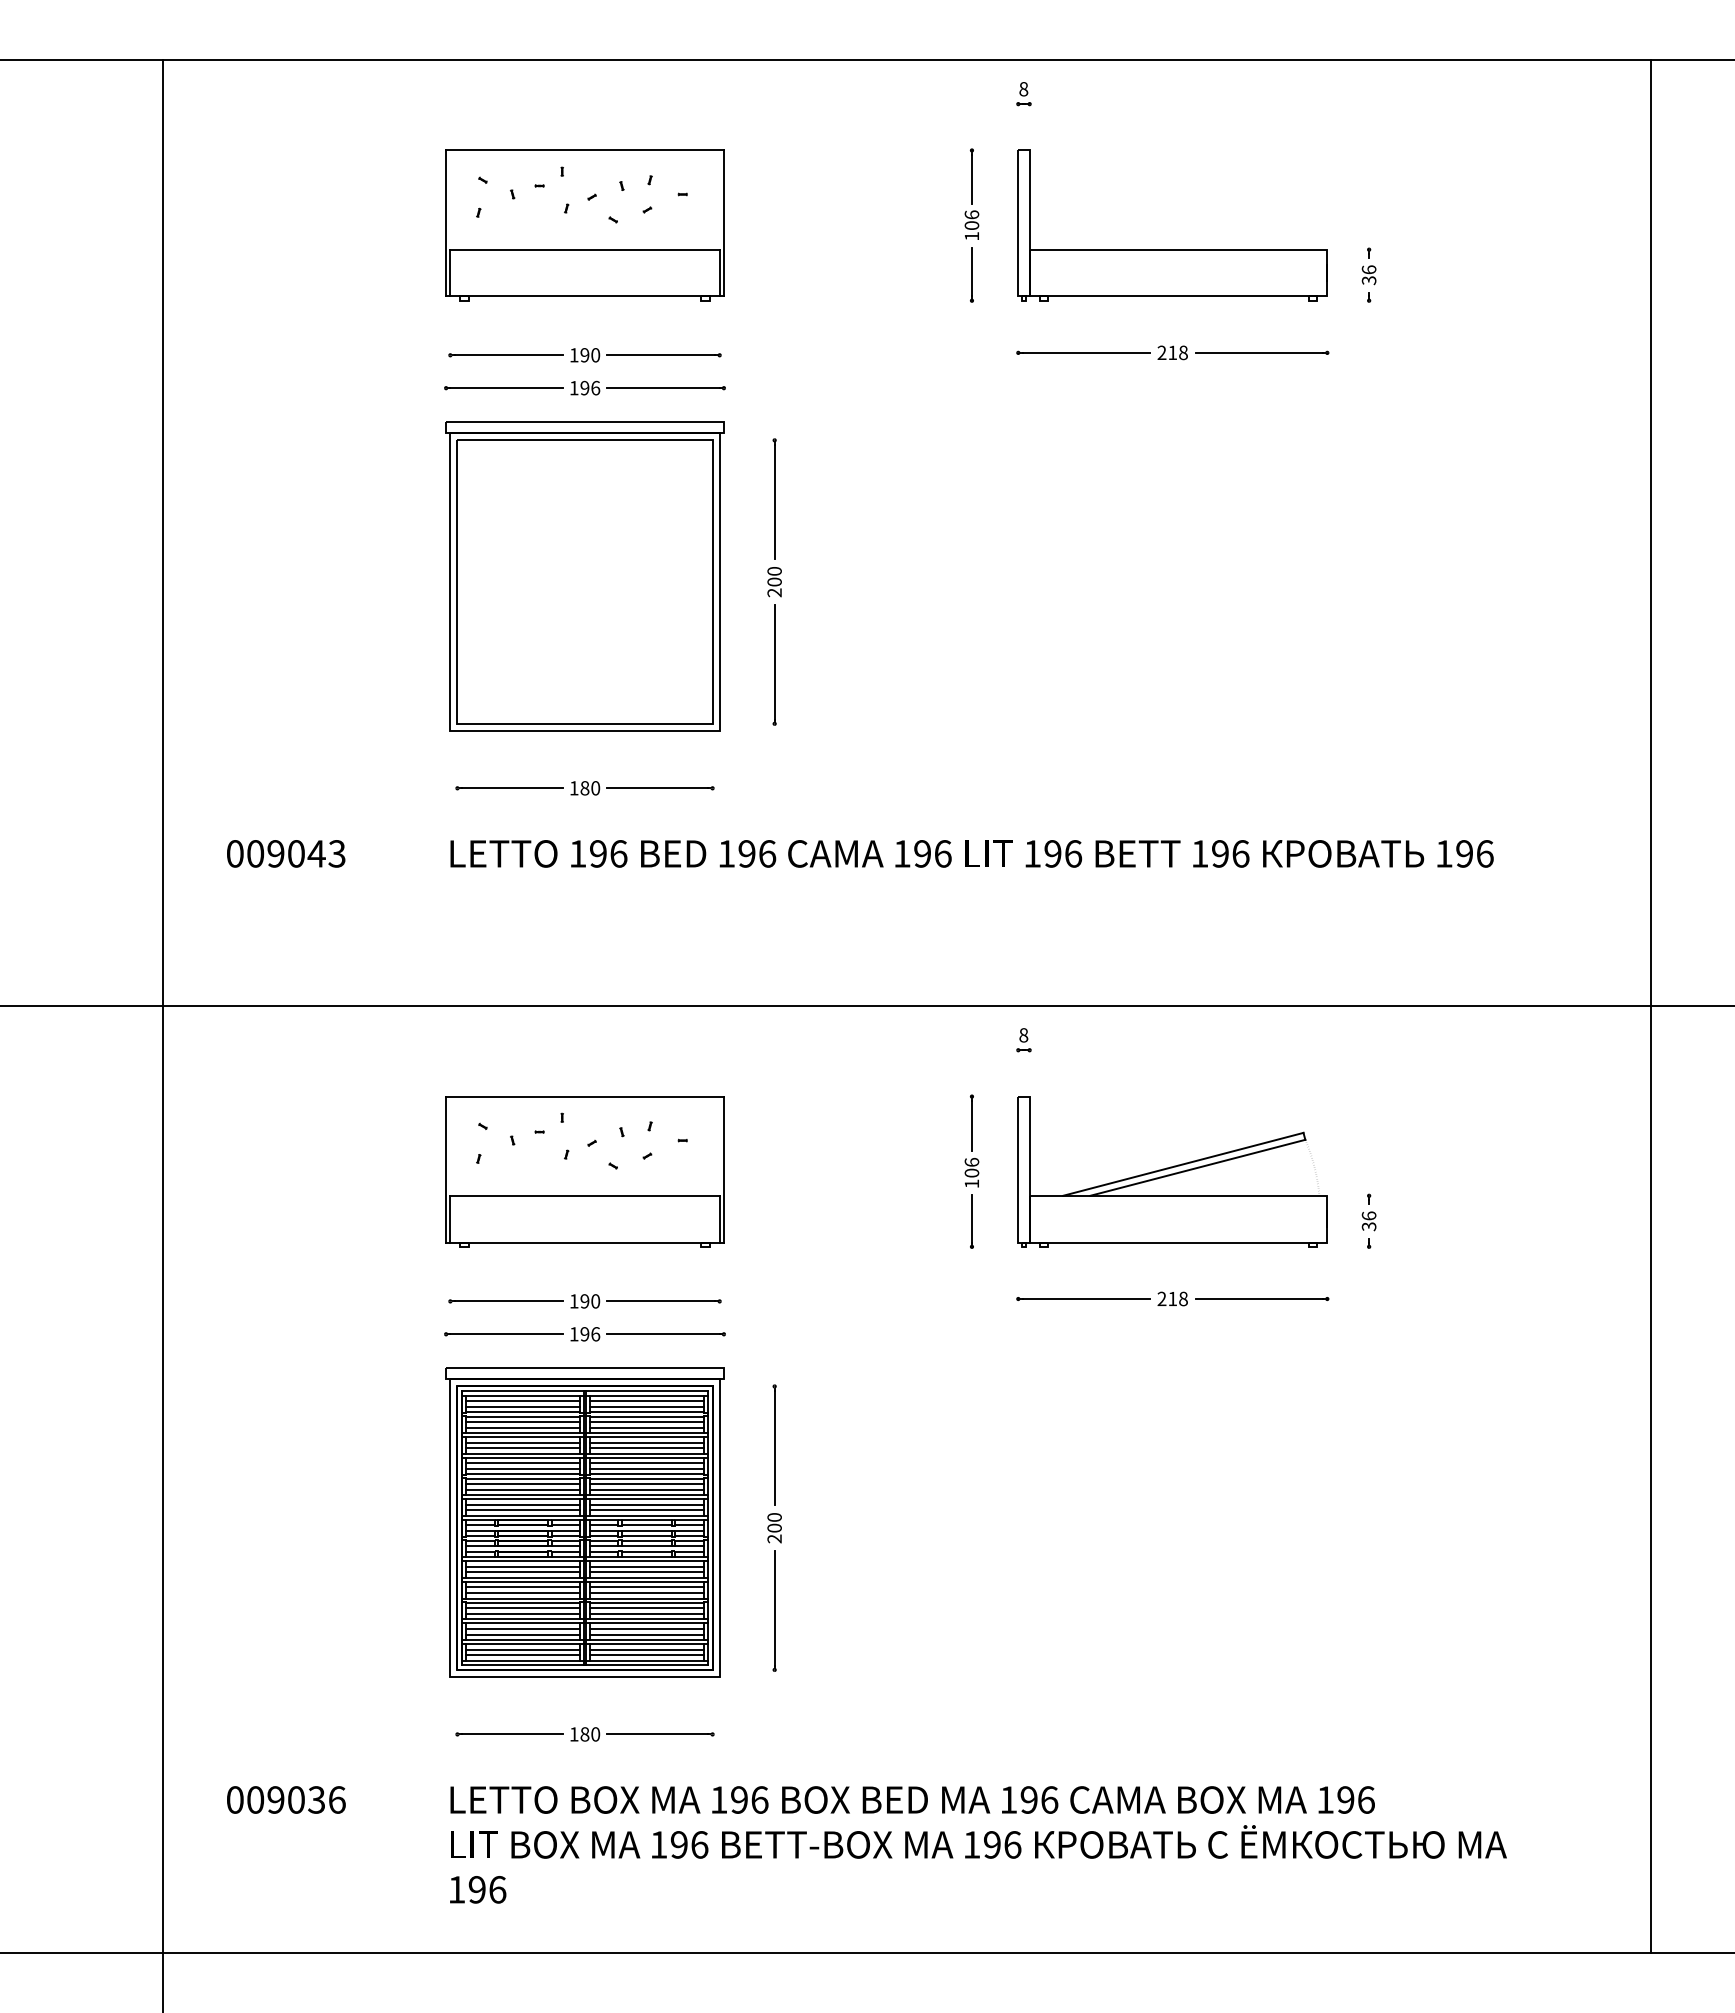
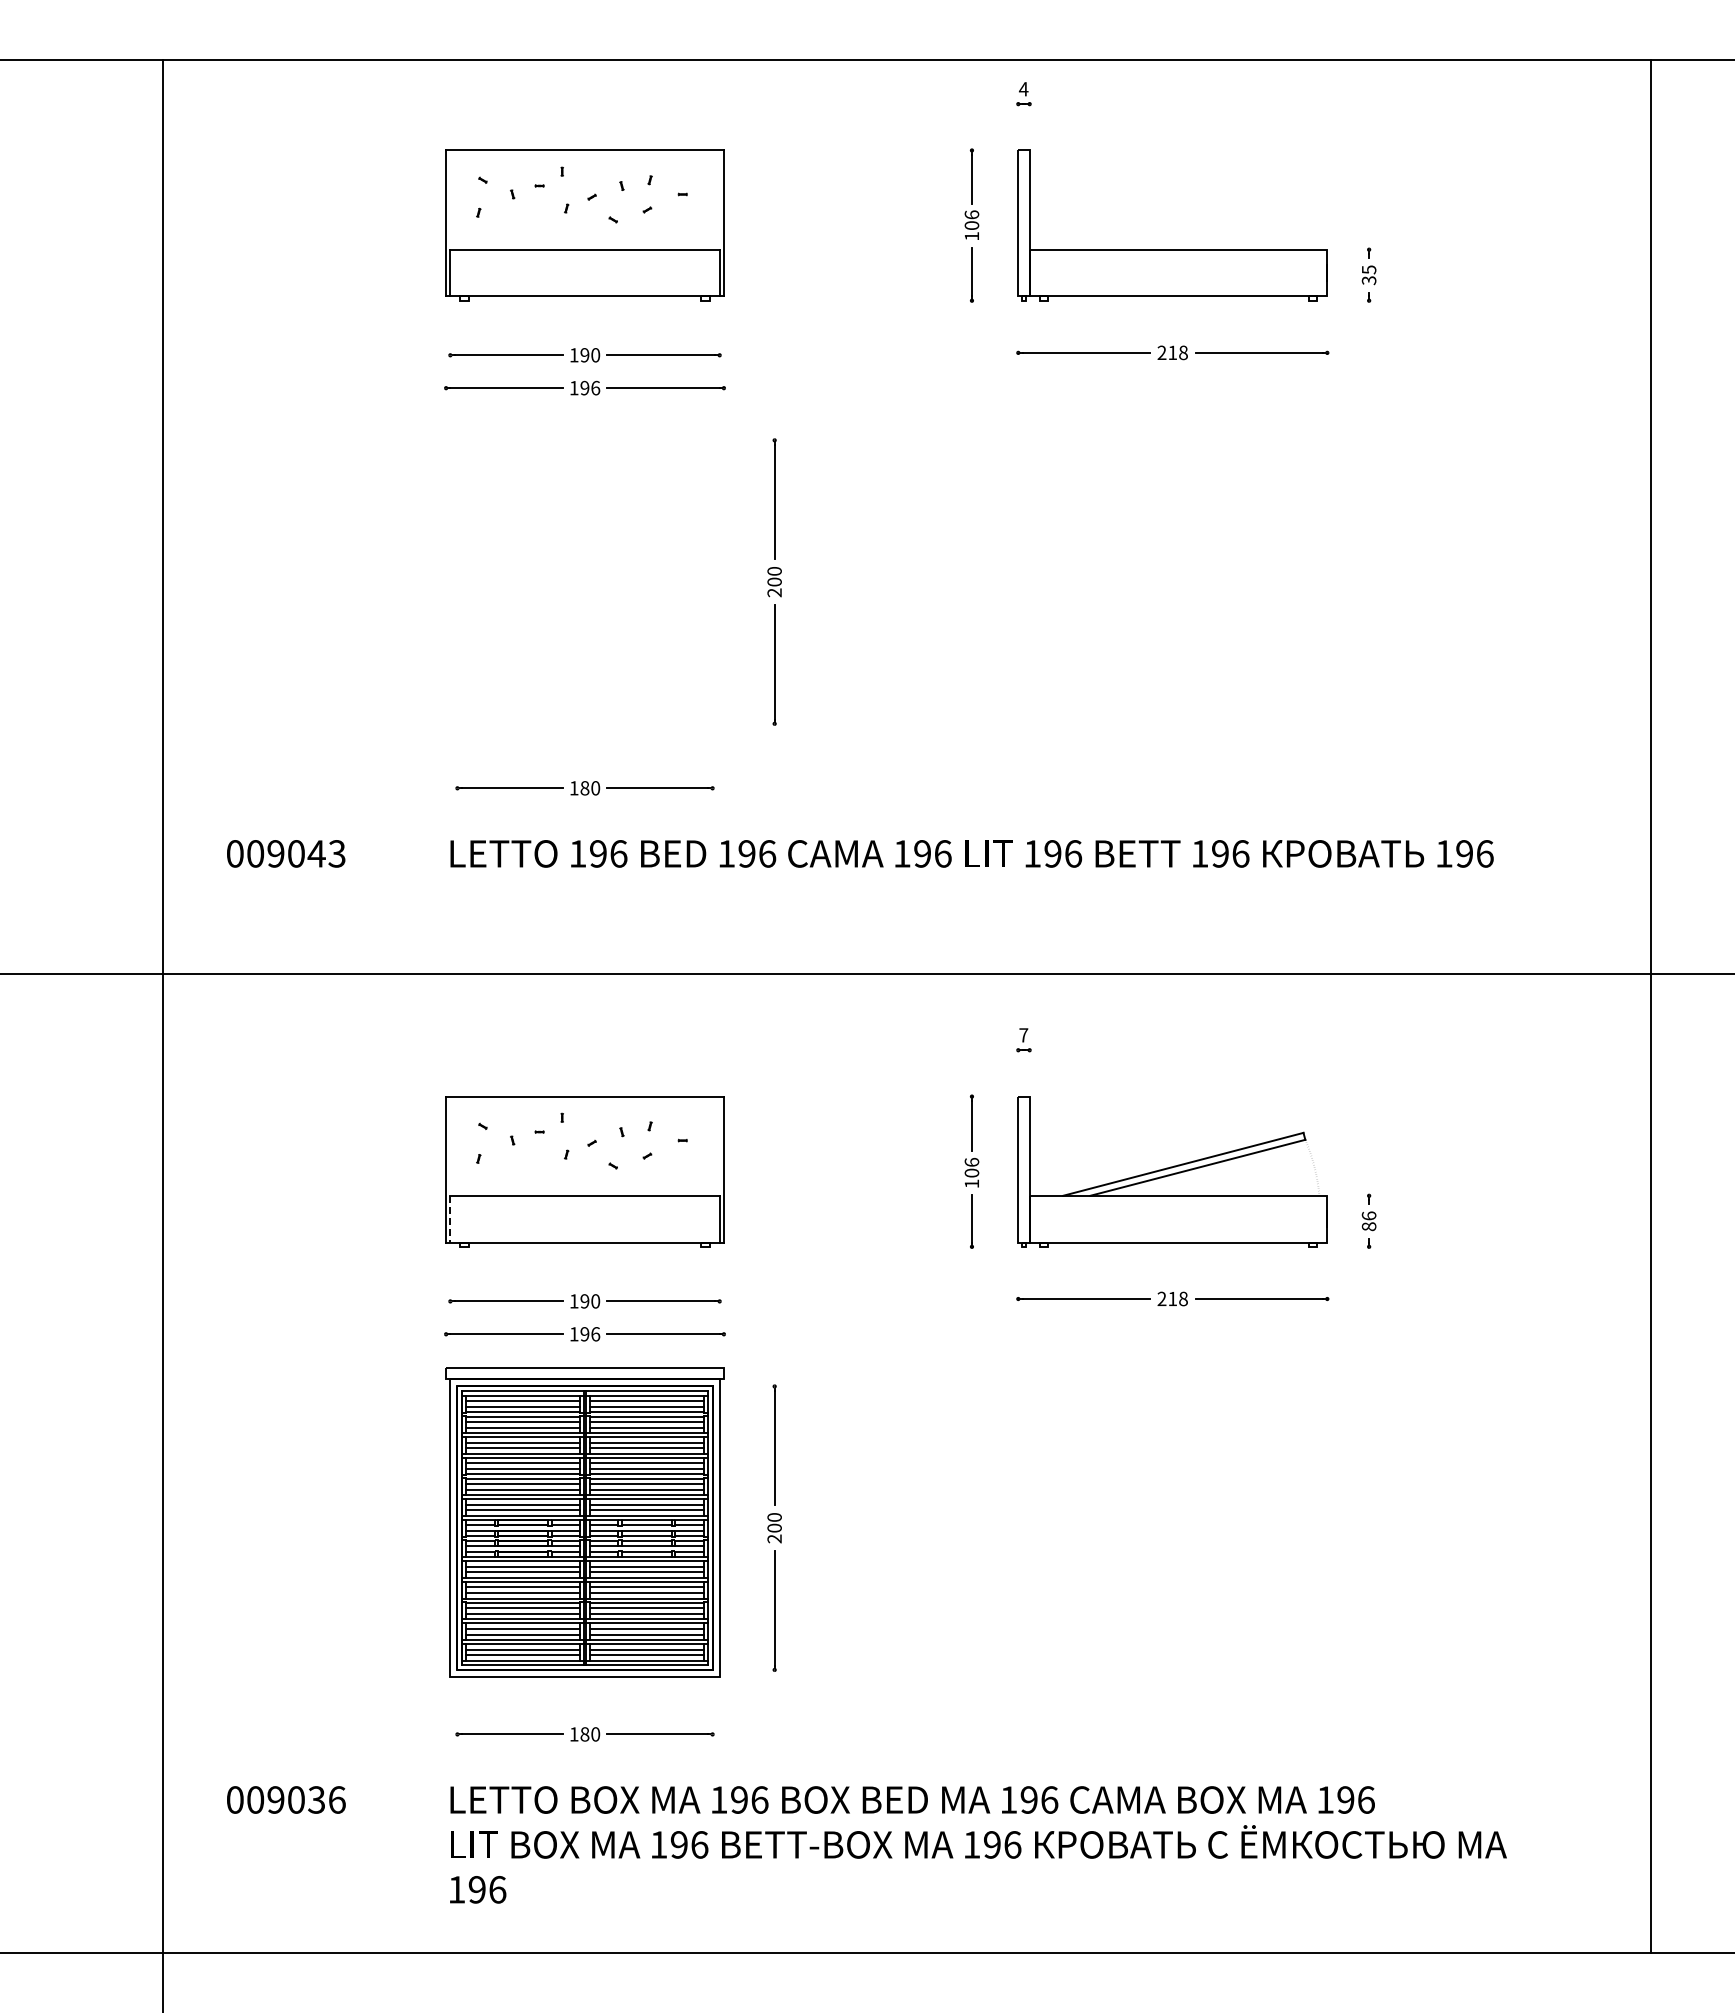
text: 8 -> 4 (1023, 89)
text: 36 -> 35 (1368, 269)
part: present -> none (584, 576)
line position: (866, 1006) -> (866, 974) (866, 974)
text: 8 -> 7 (1023, 1035)
line: solid -> dashed (450, 1219)
text: 36 -> 86 (1368, 1226)
